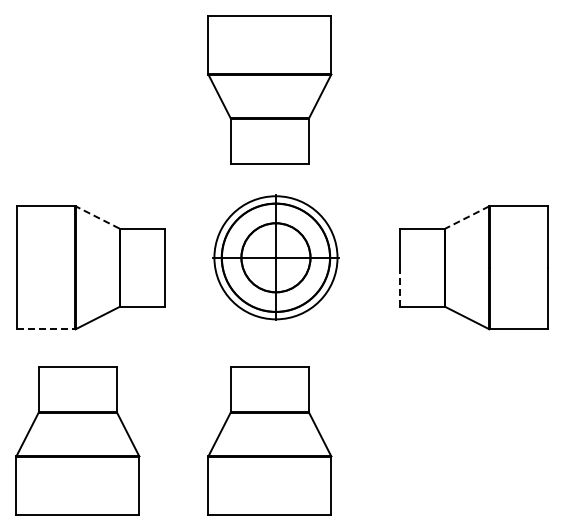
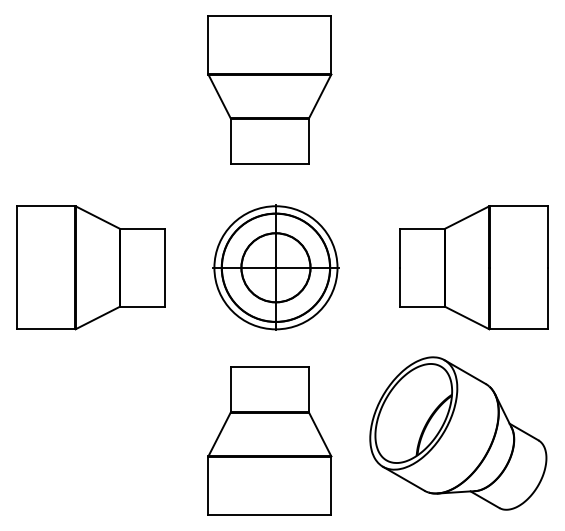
line: dashed -> solid (97, 217)
line: dashed -> solid (467, 217)
part position: (275, 257) -> (275, 267) (275, 267)
line: dashed -> solid (399, 287)
line: dashed -> solid (46, 329)
part: none -> present (458, 433)
part: present -> none (77, 440)
